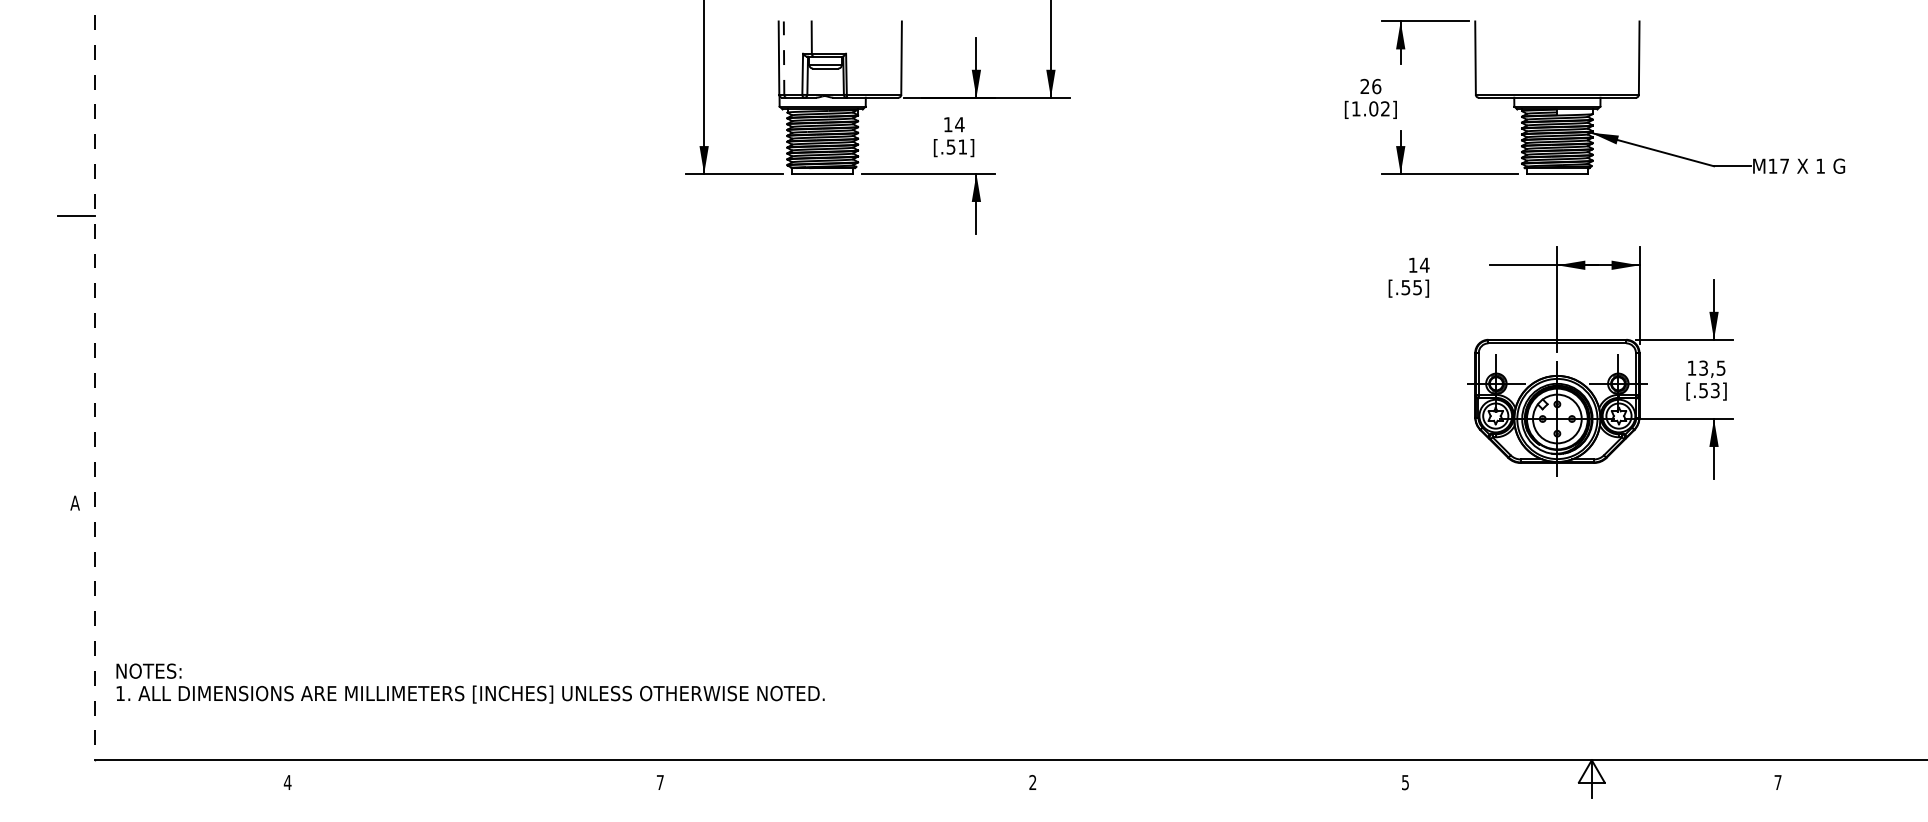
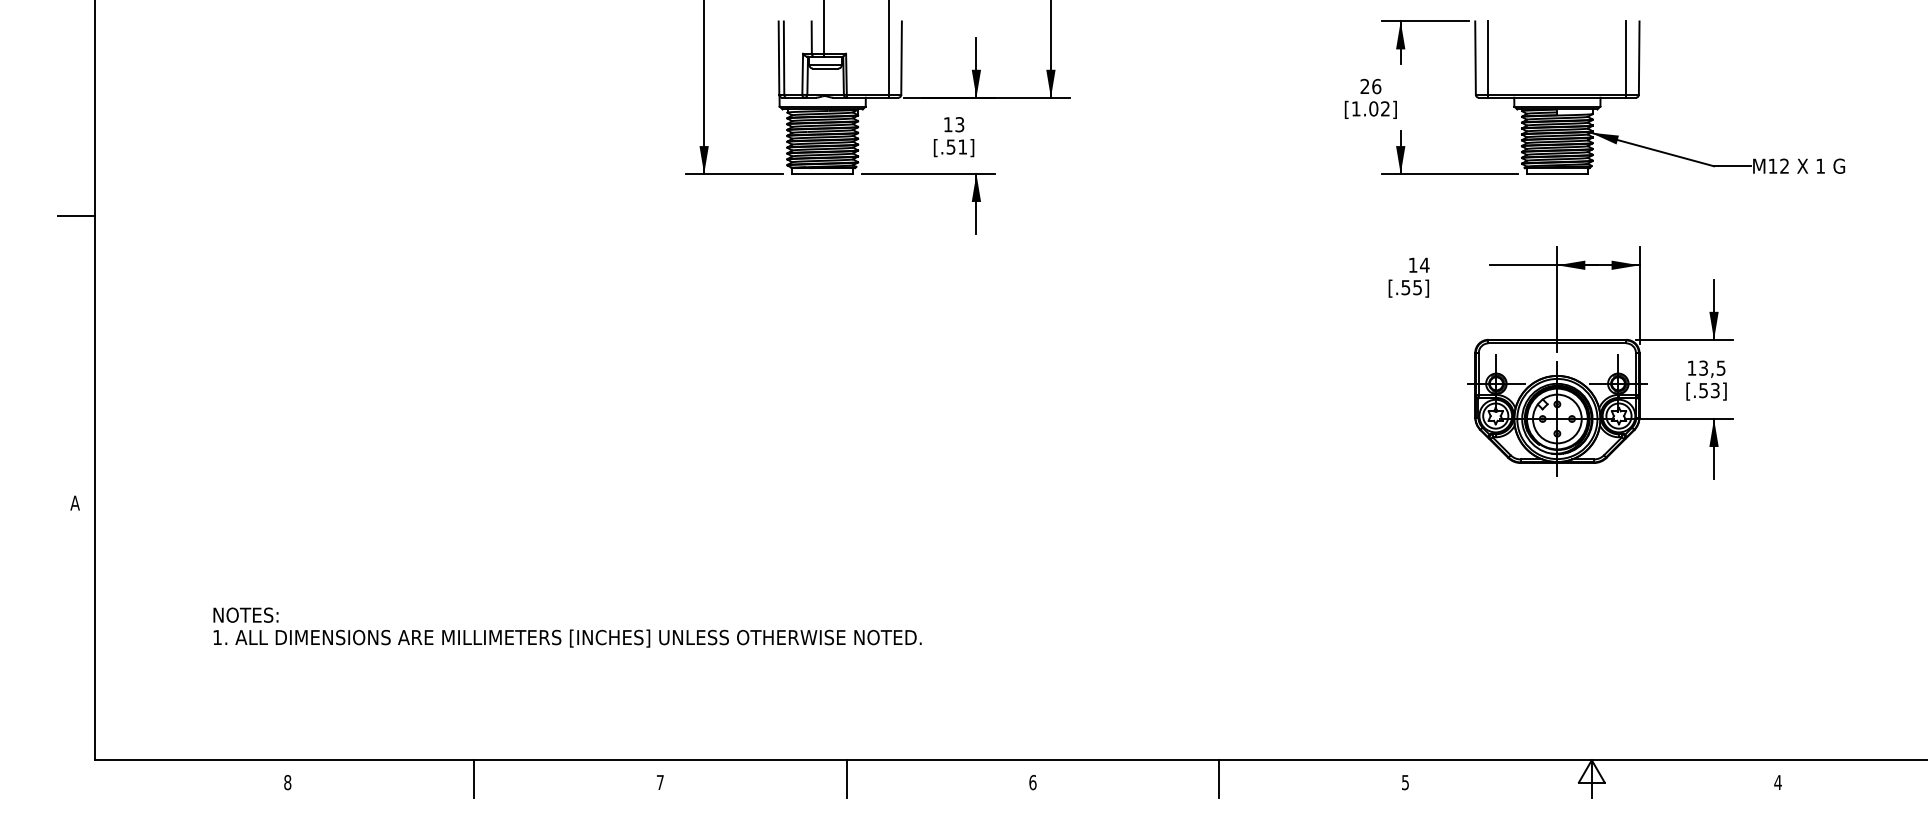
line: none -> present (824, 29)
line: none -> present (888, 49)
line: dashed -> solid (784, 58)
line: none -> present (1488, 59)
line: none -> present (1626, 59)
text: 14 -> 13 (959, 124)
text: M17 -> M12 (1784, 165)
line: dashed -> solid (95, 380)
text position: (470, 683) -> (567, 627) (567, 627)
line: none -> present (474, 778)
line: none -> present (846, 778)
line: none -> present (1219, 778)
text: 4 -> 8 (287, 782)
text: 2 -> 6 (1032, 782)
text: 7 -> 4 (1777, 782)
